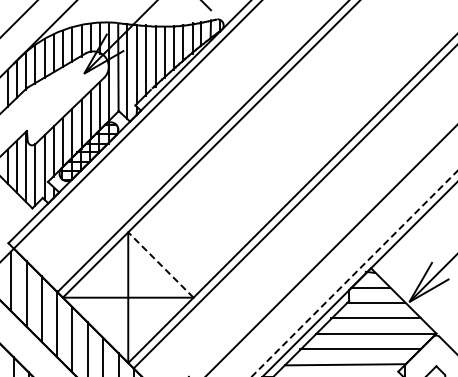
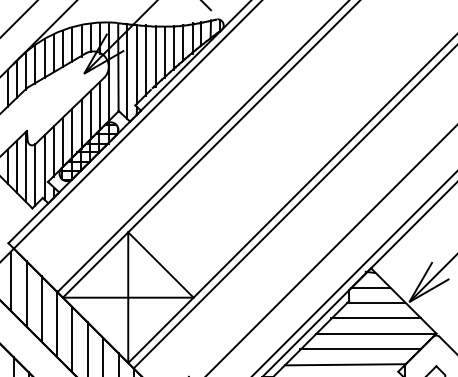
line: dashed -> solid (160, 264)
line: dashed -> solid (355, 273)
